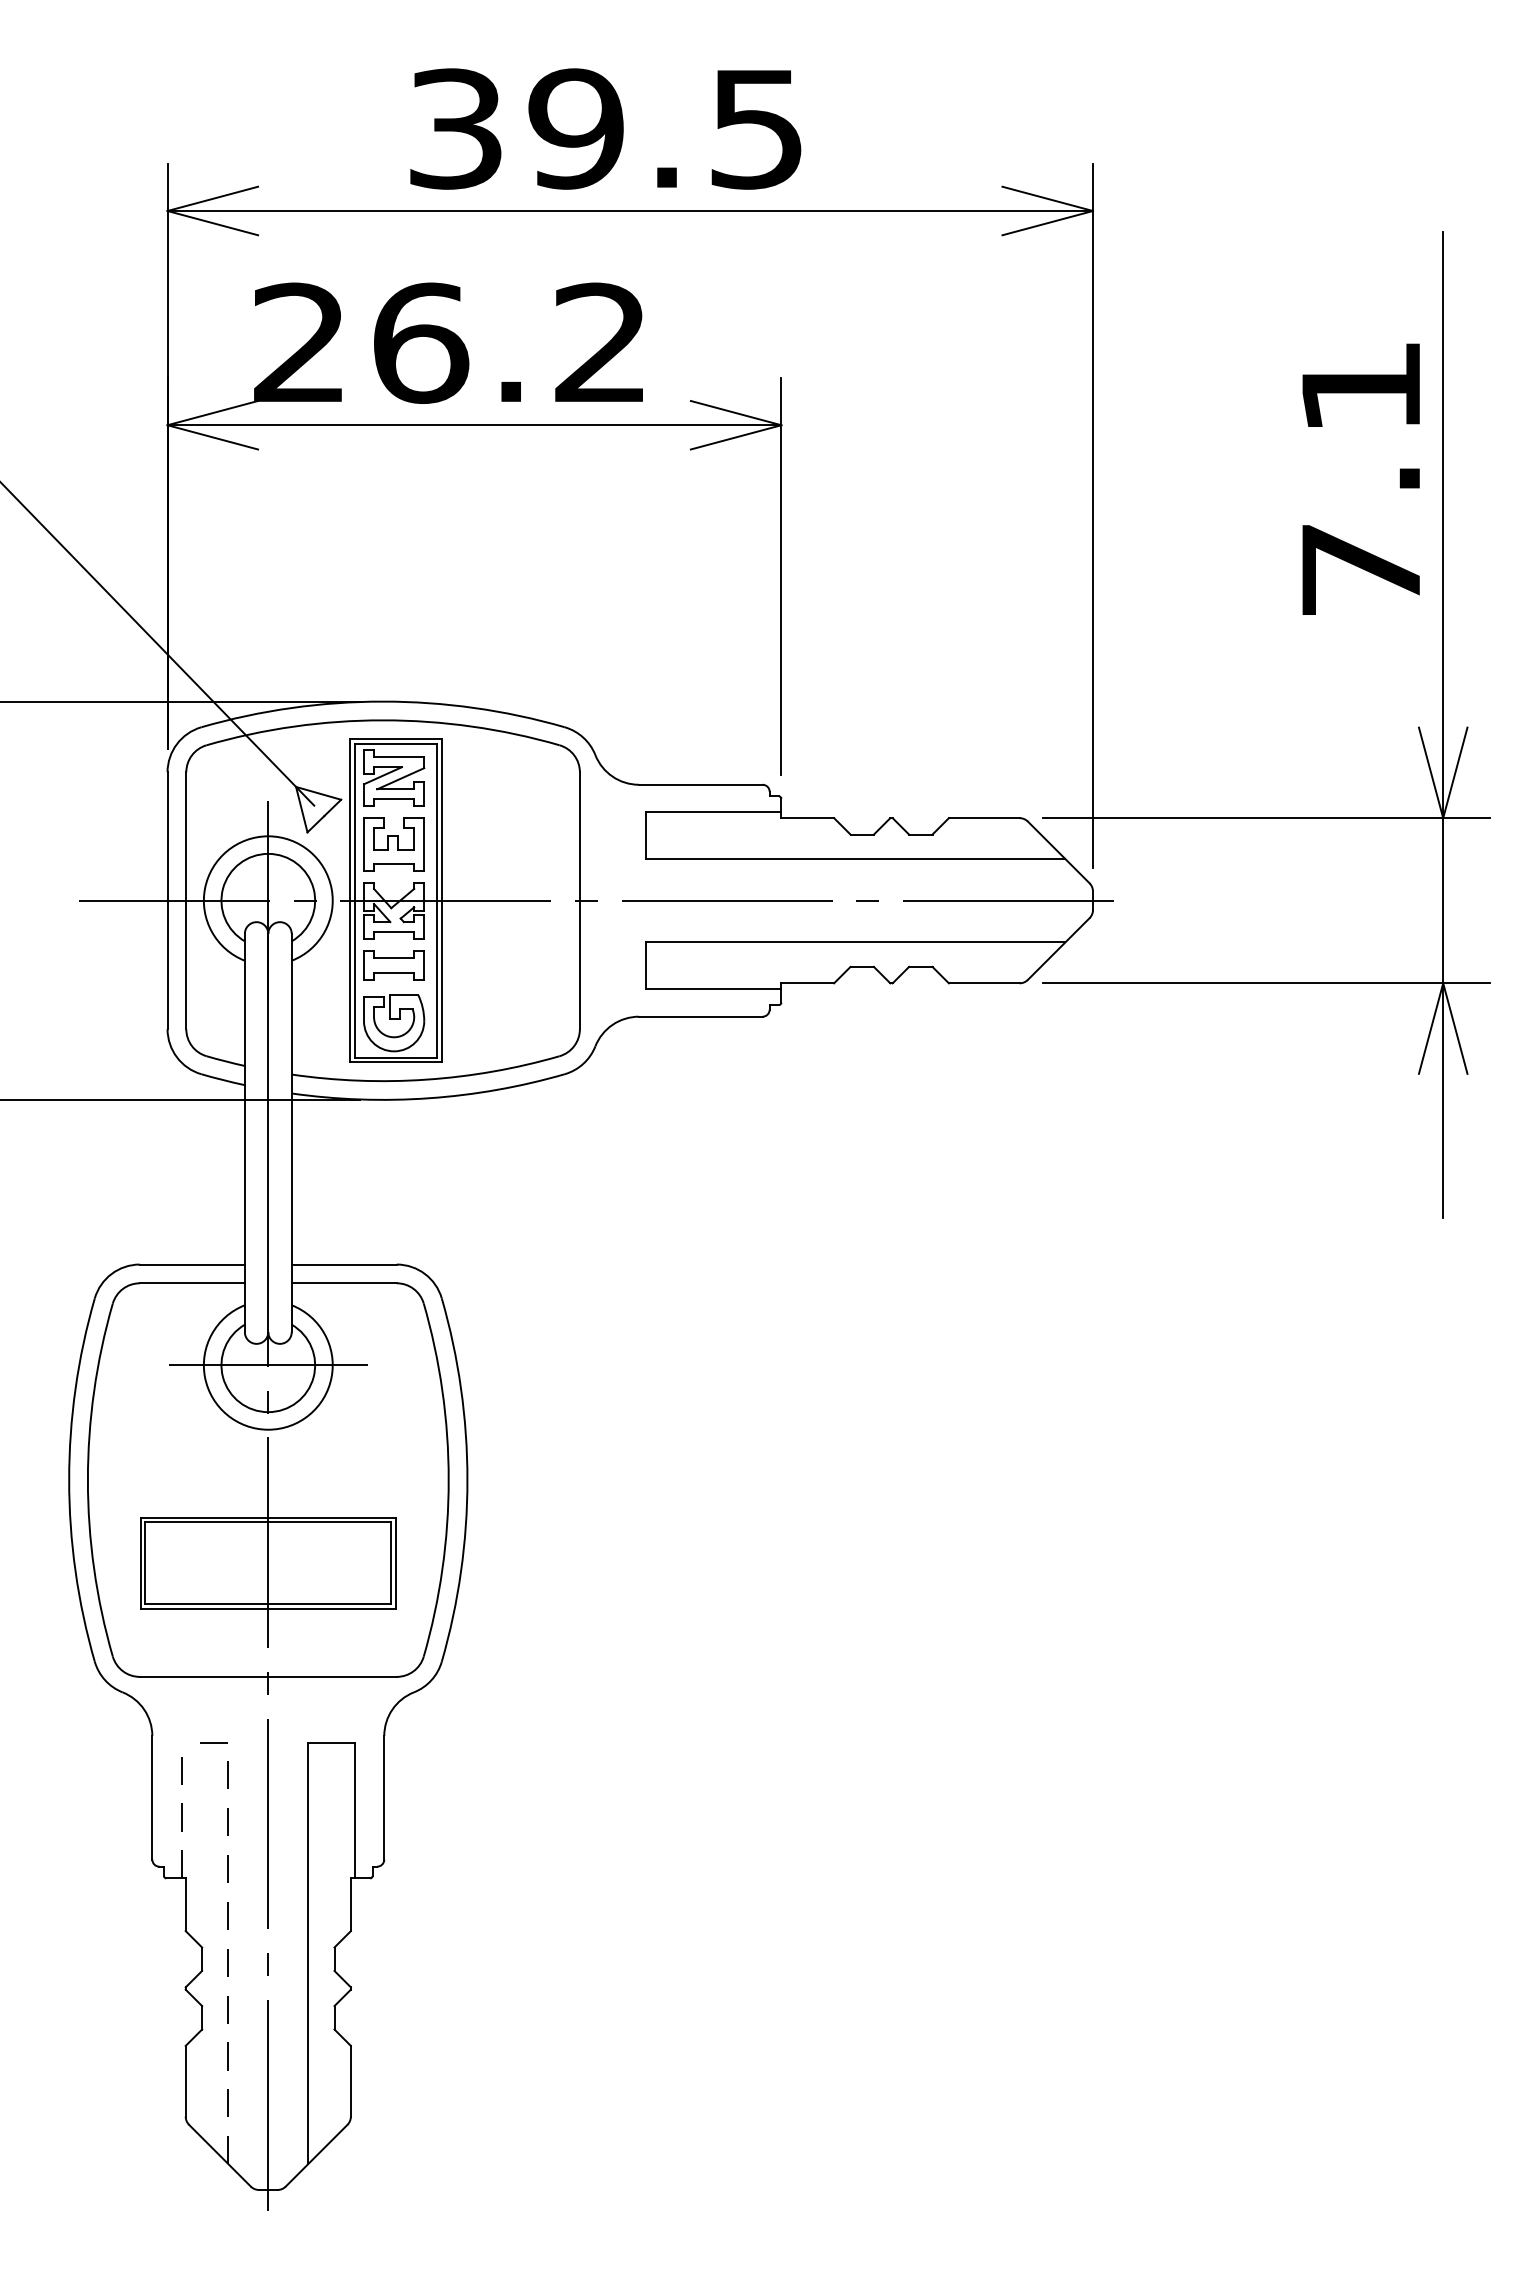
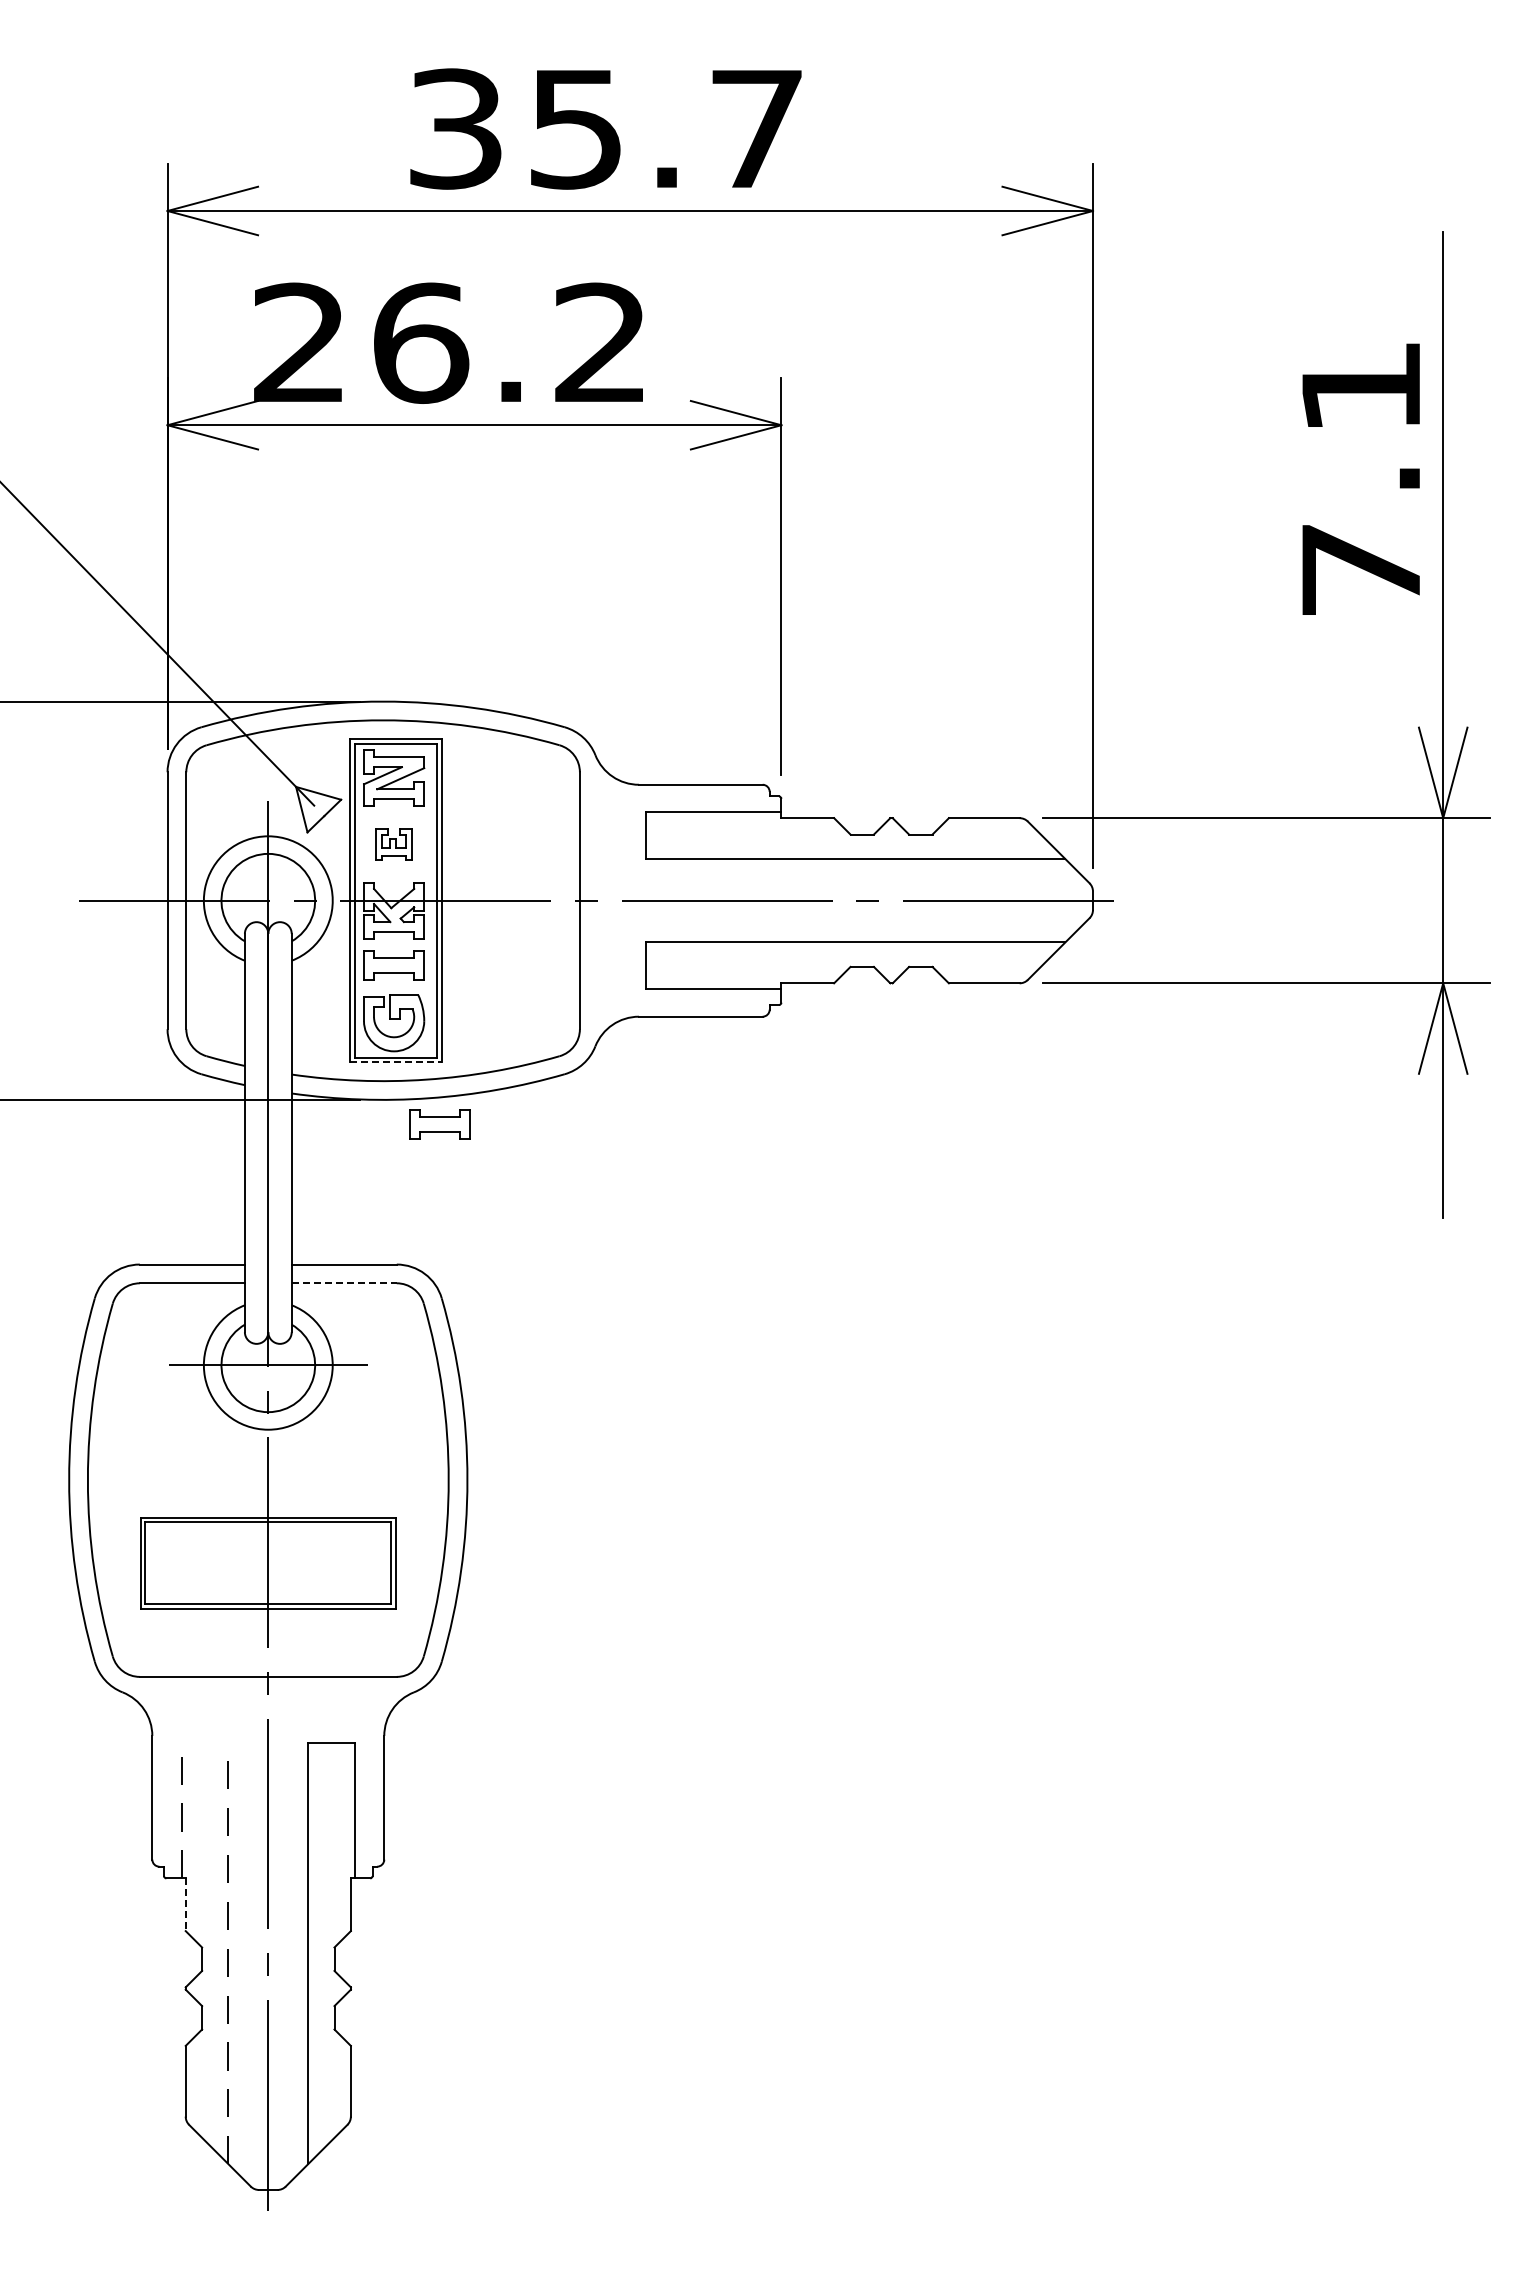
text: 39.5 -> 35.7 (664, 128)
part size: 62x55 px -> 38x33 px (393, 844)
line: solid -> dashed (396, 1062)
part: none -> present (439, 1124)
line: solid -> dashed (344, 1283)
line: present -> none (213, 1742)
line: solid -> dashed (185, 1905)
